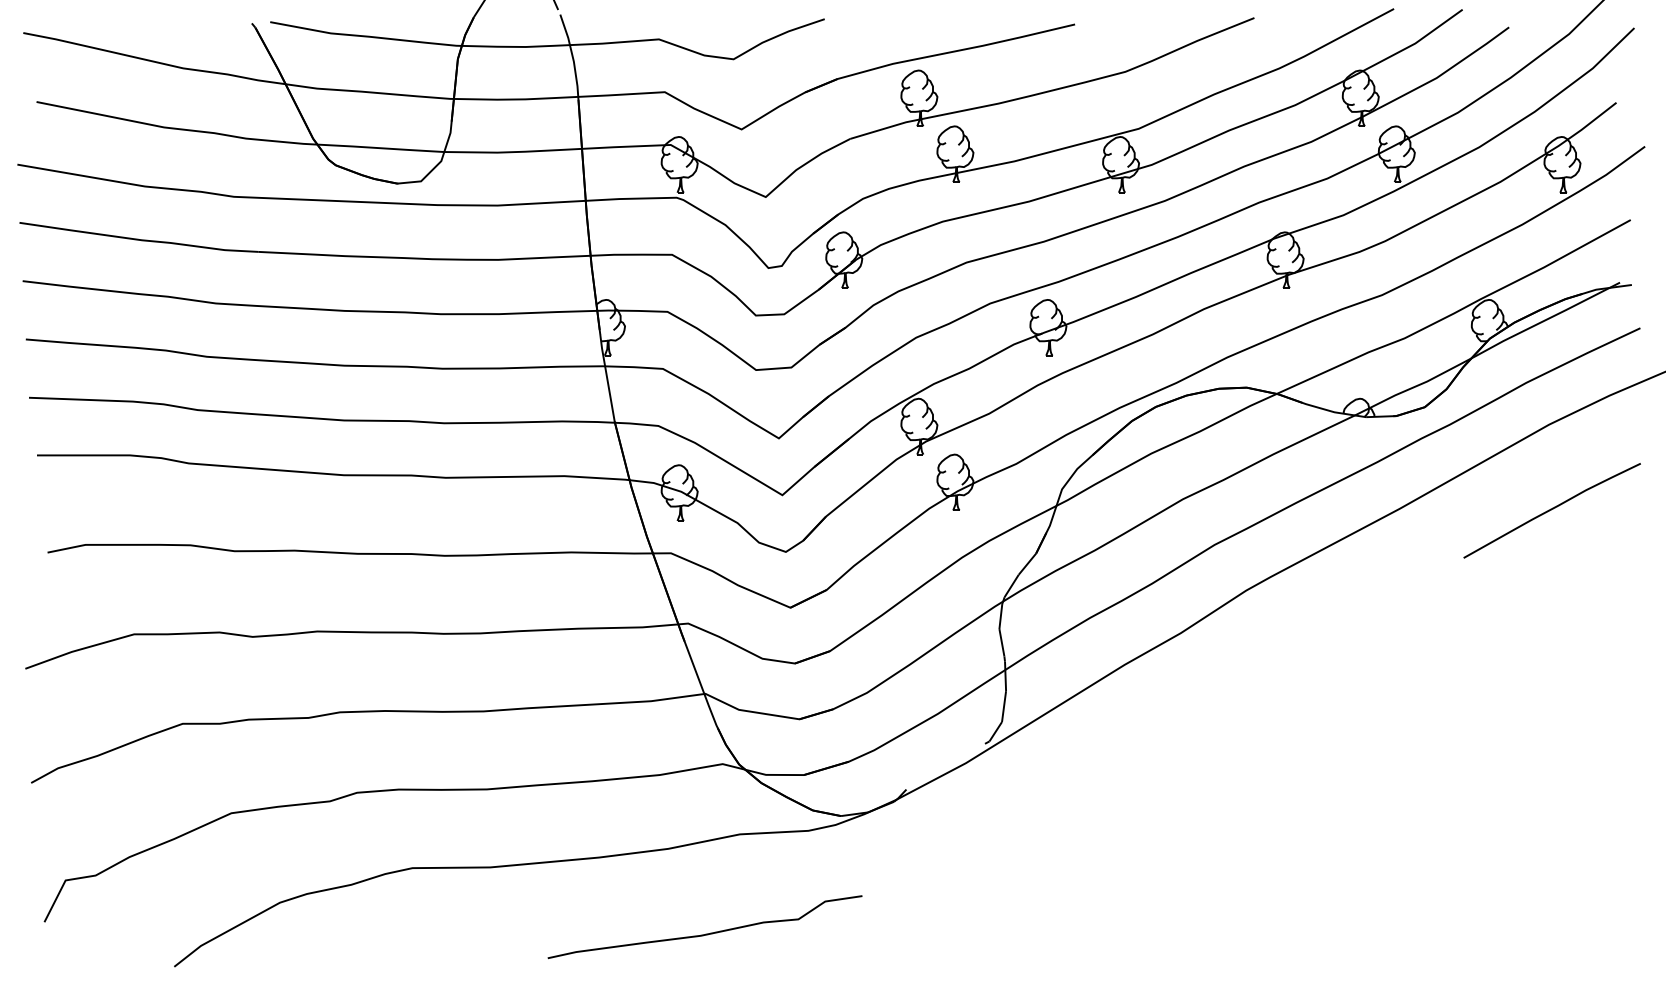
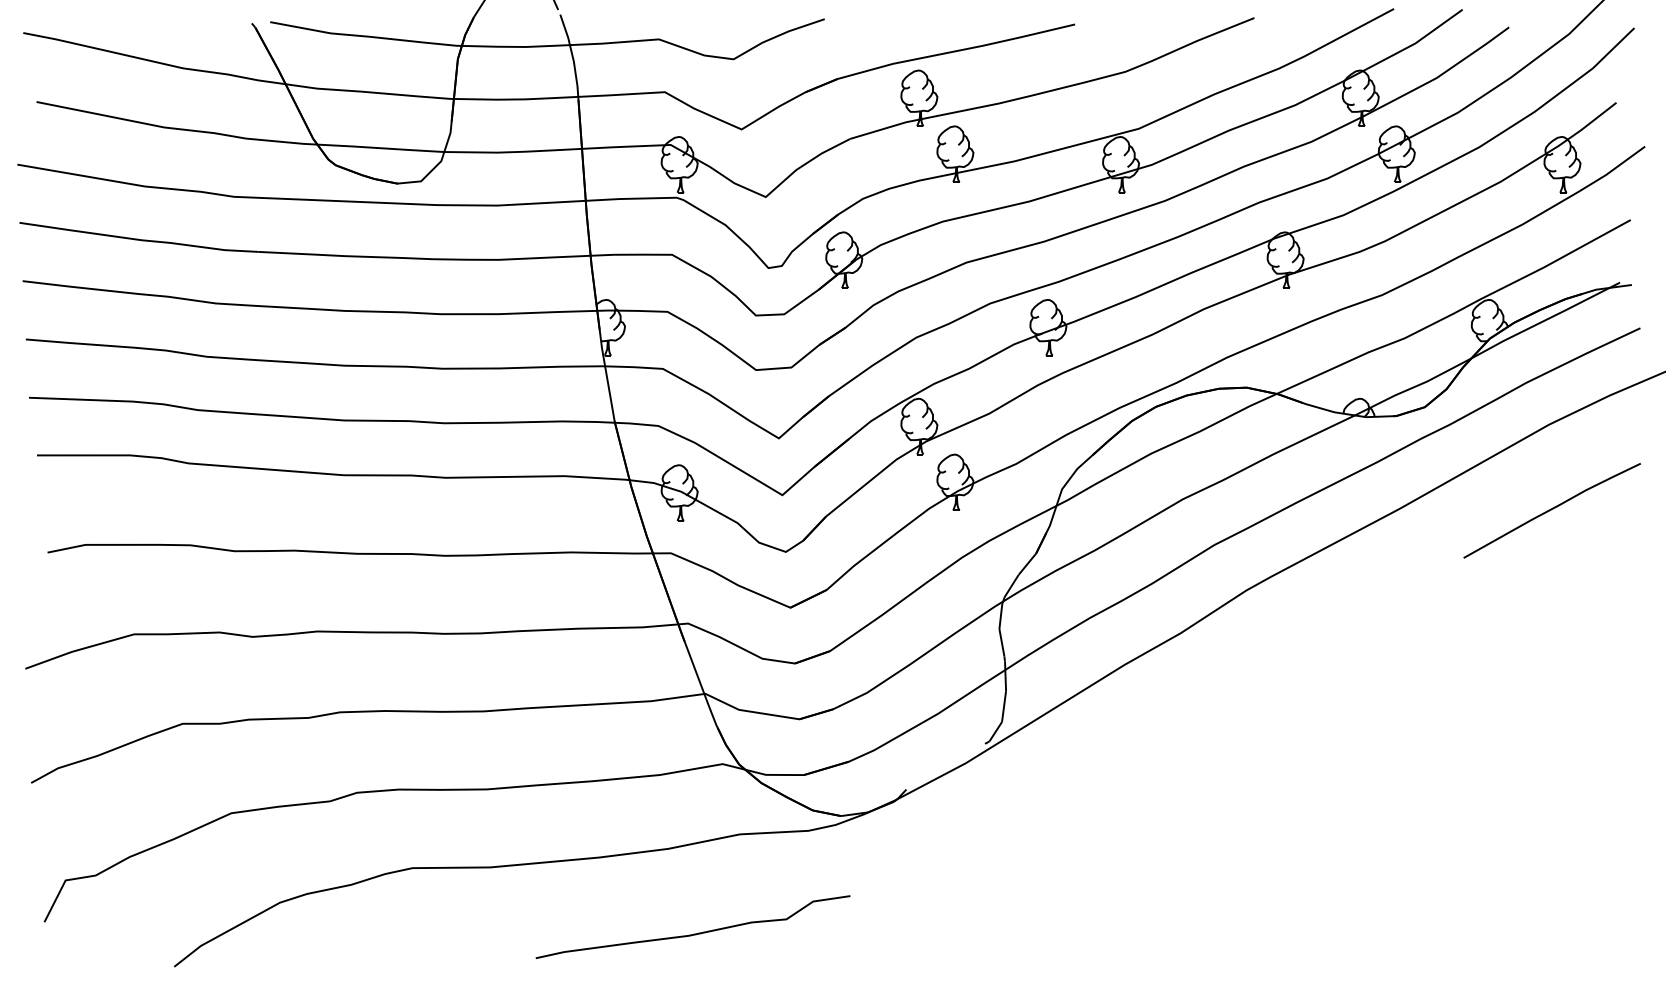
curve position: (705, 933) -> (693, 933) (693, 933)
